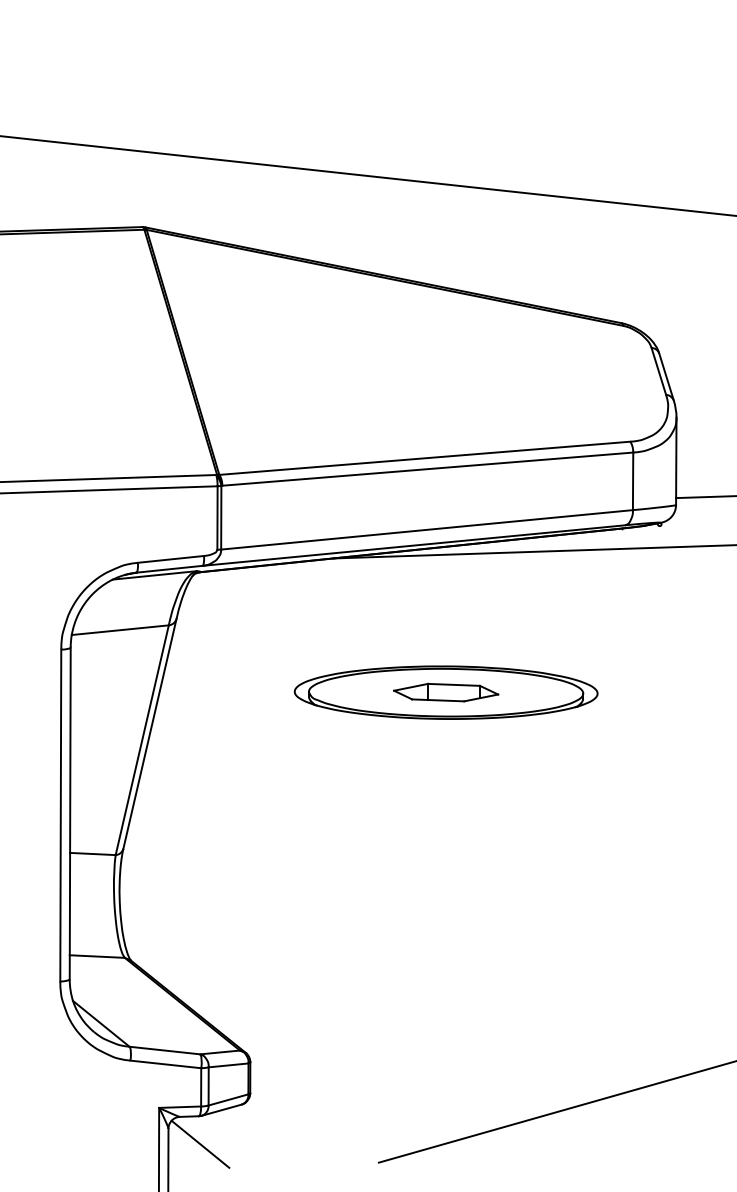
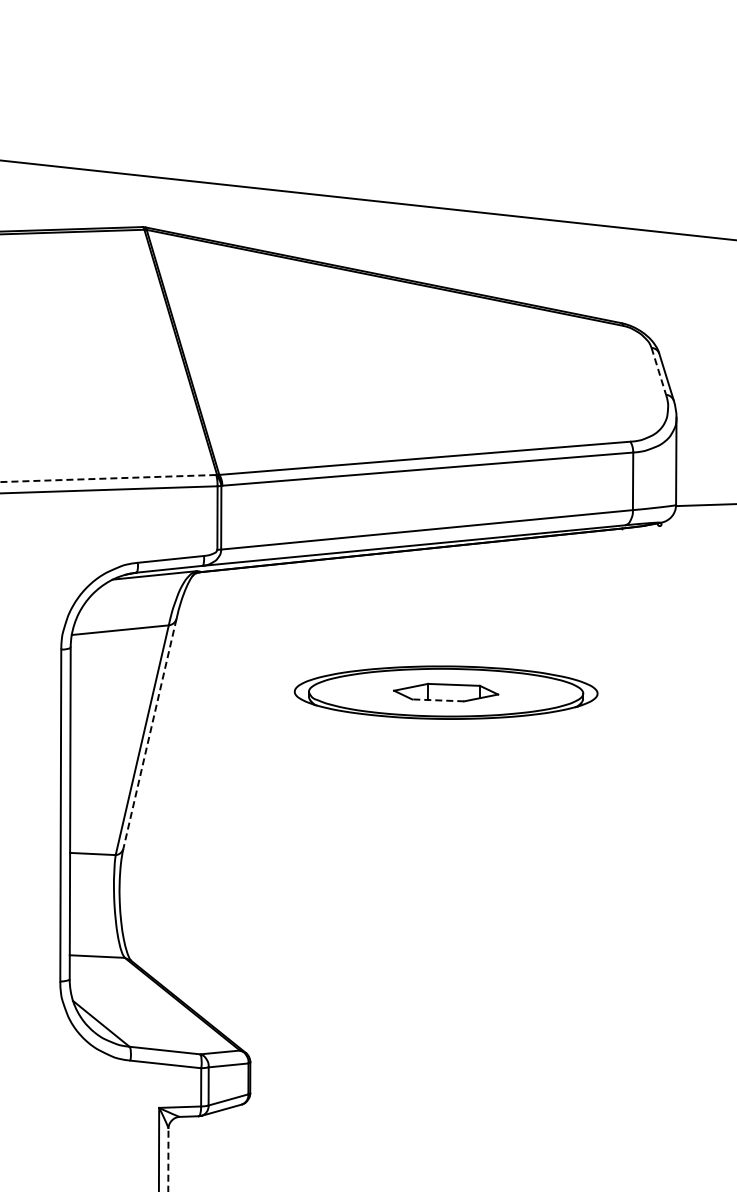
line position: (367, 175) -> (367, 199) (367, 199)
line: solid -> dashed (658, 371)
line: solid -> dashed (108, 478)
line position: (704, 497) -> (704, 505) (704, 505)
line: present -> none (533, 551)
line: solid -> dashed (437, 700)
line: solid -> dashed (149, 733)
line: present -> none (555, 1111)
line: present -> none (200, 1143)
line: solid -> dashed (168, 1159)
